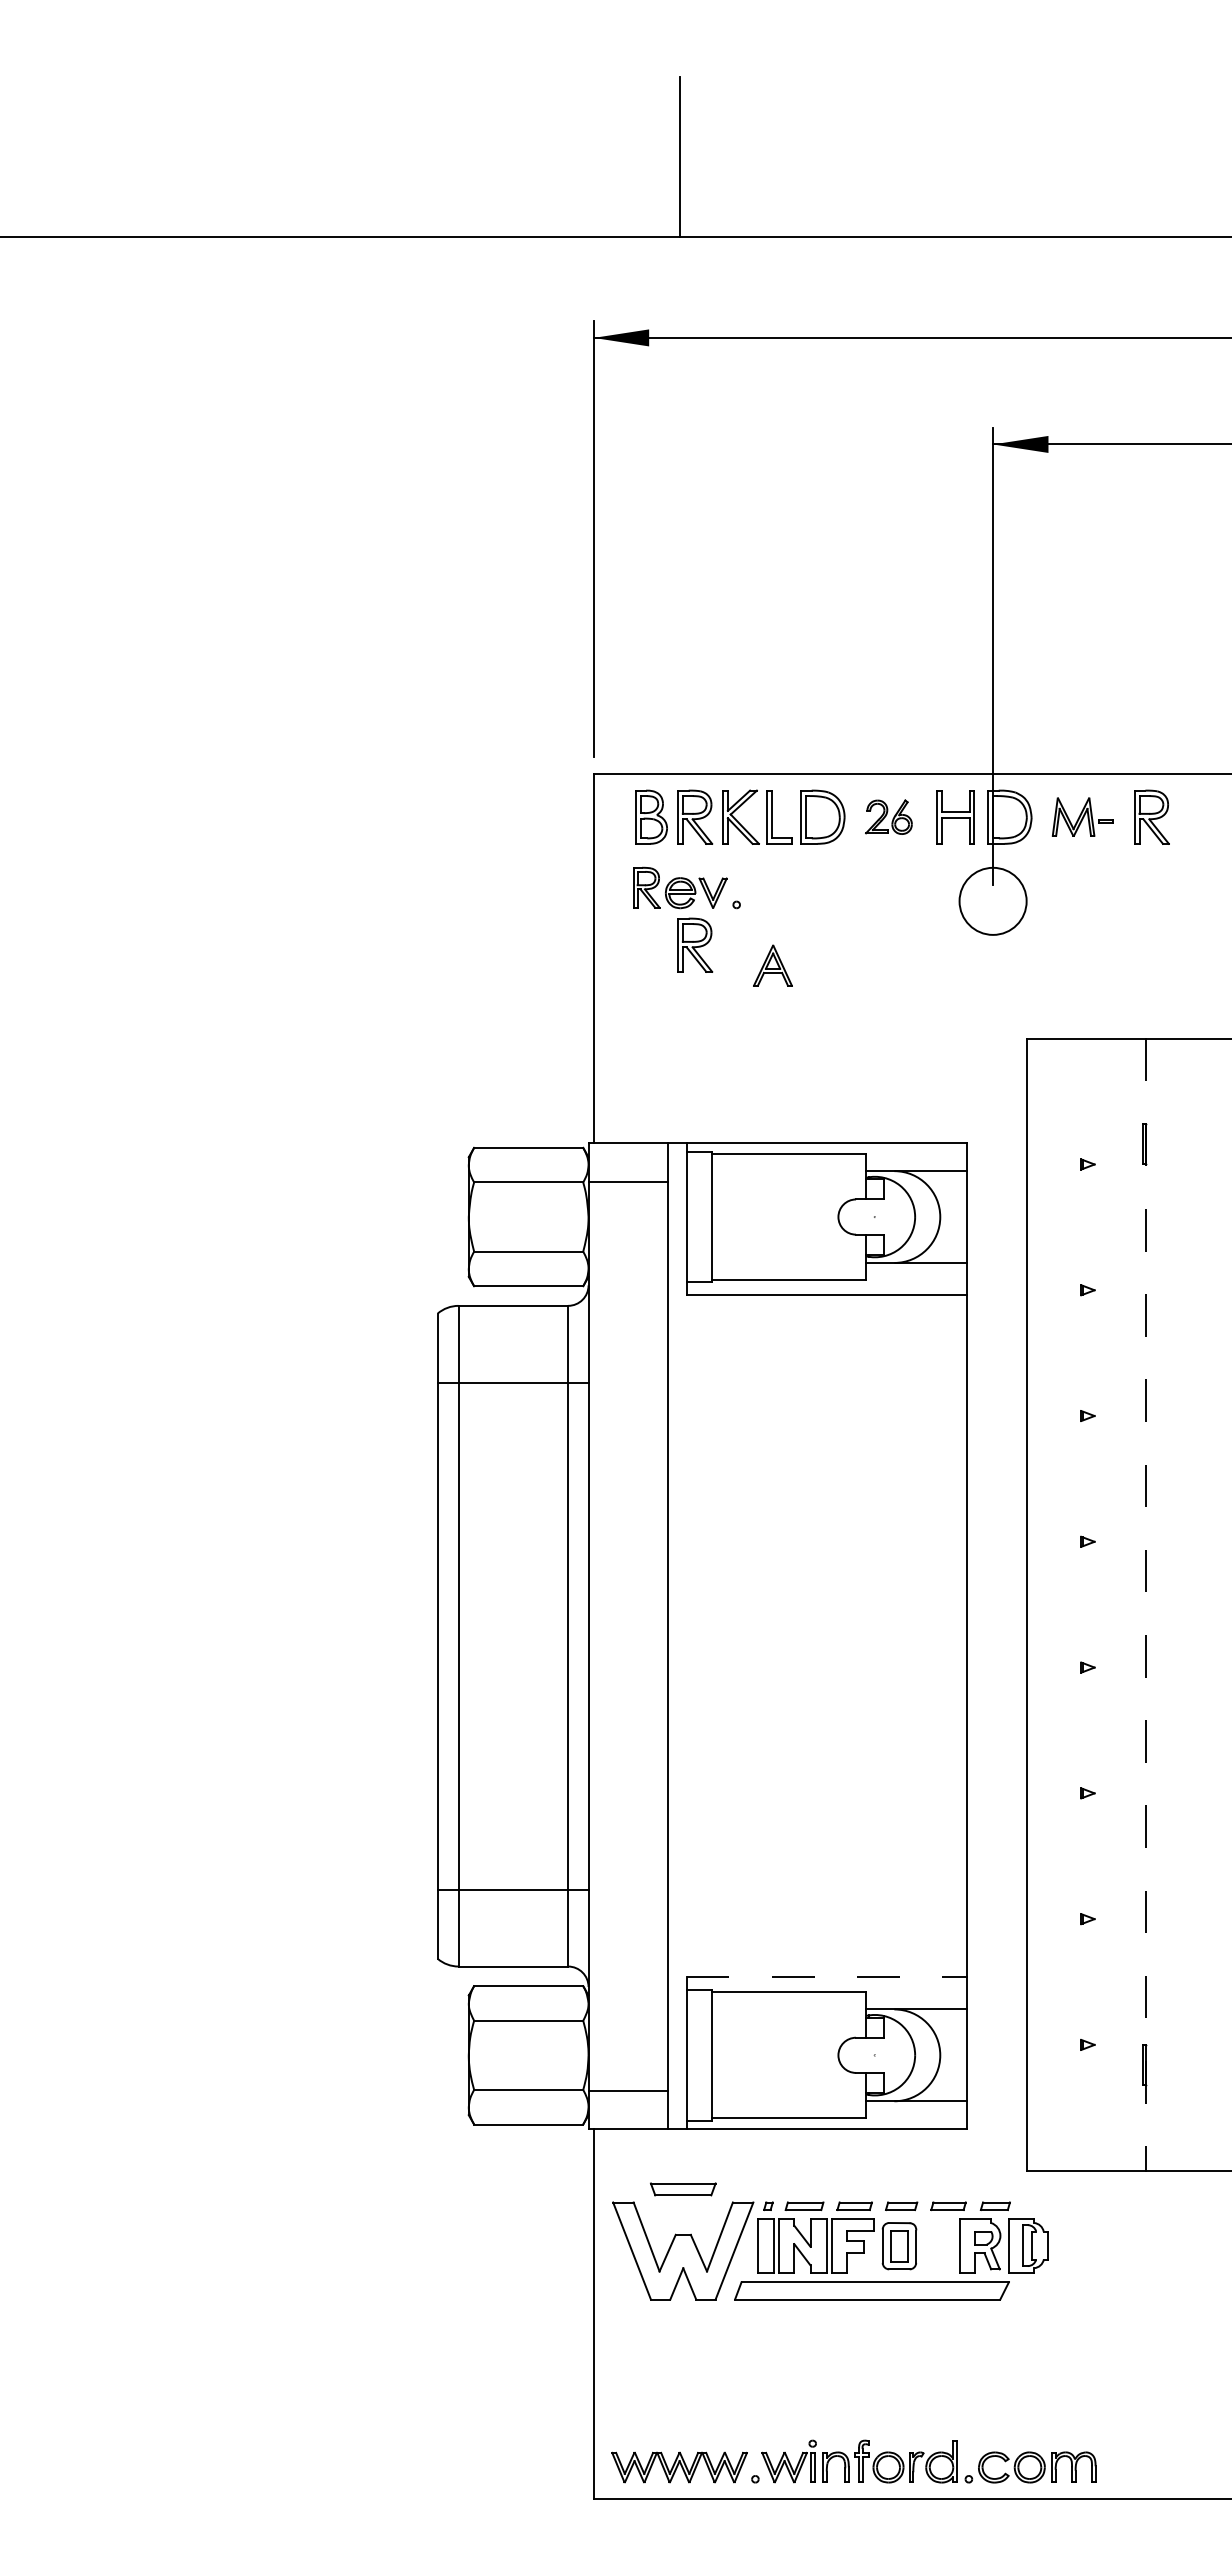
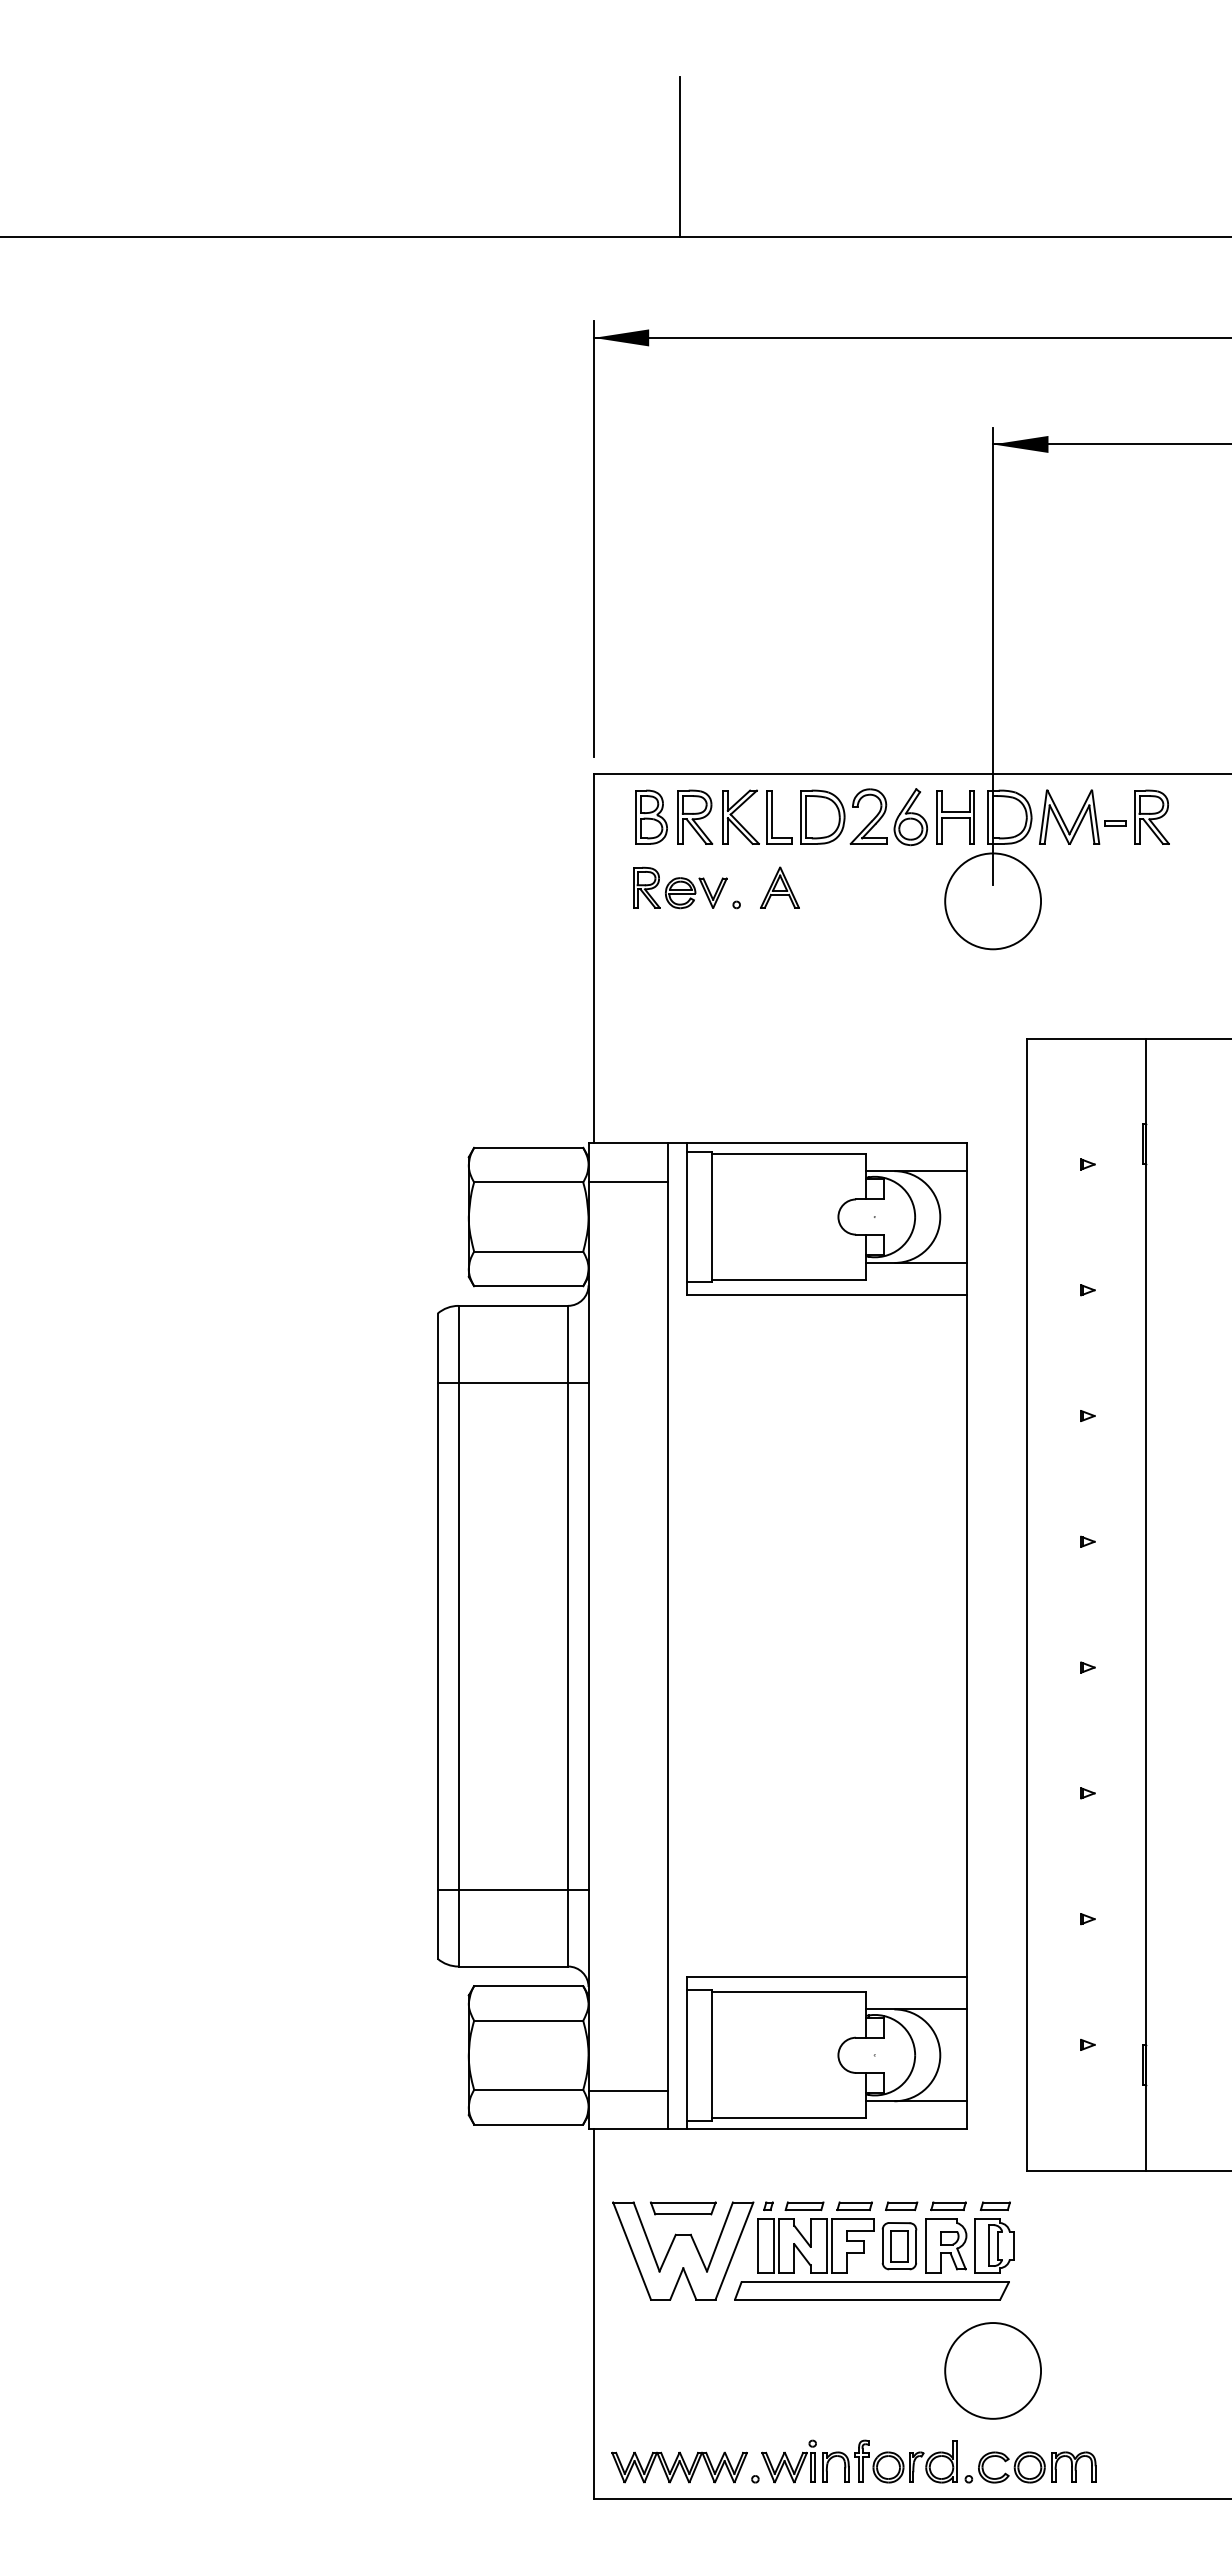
part size: 48x36 px -> 80x59 px (888, 817)
part size: 63x40 px -> 88x56 px (1082, 816)
circle diameter: 67 px -> 96 px (993, 901)
part: present -> none (695, 944)
part position: (772, 965) -> (779, 887) (779, 887)
line: dashed -> solid (1146, 1604)
line: dashed -> solid (827, 1977)
part position: (683, 2189) -> (683, 2208) (683, 2208)
part position: (1003, 2245) -> (969, 2245) (969, 2245)
circle: none -> present (992, 2370)
